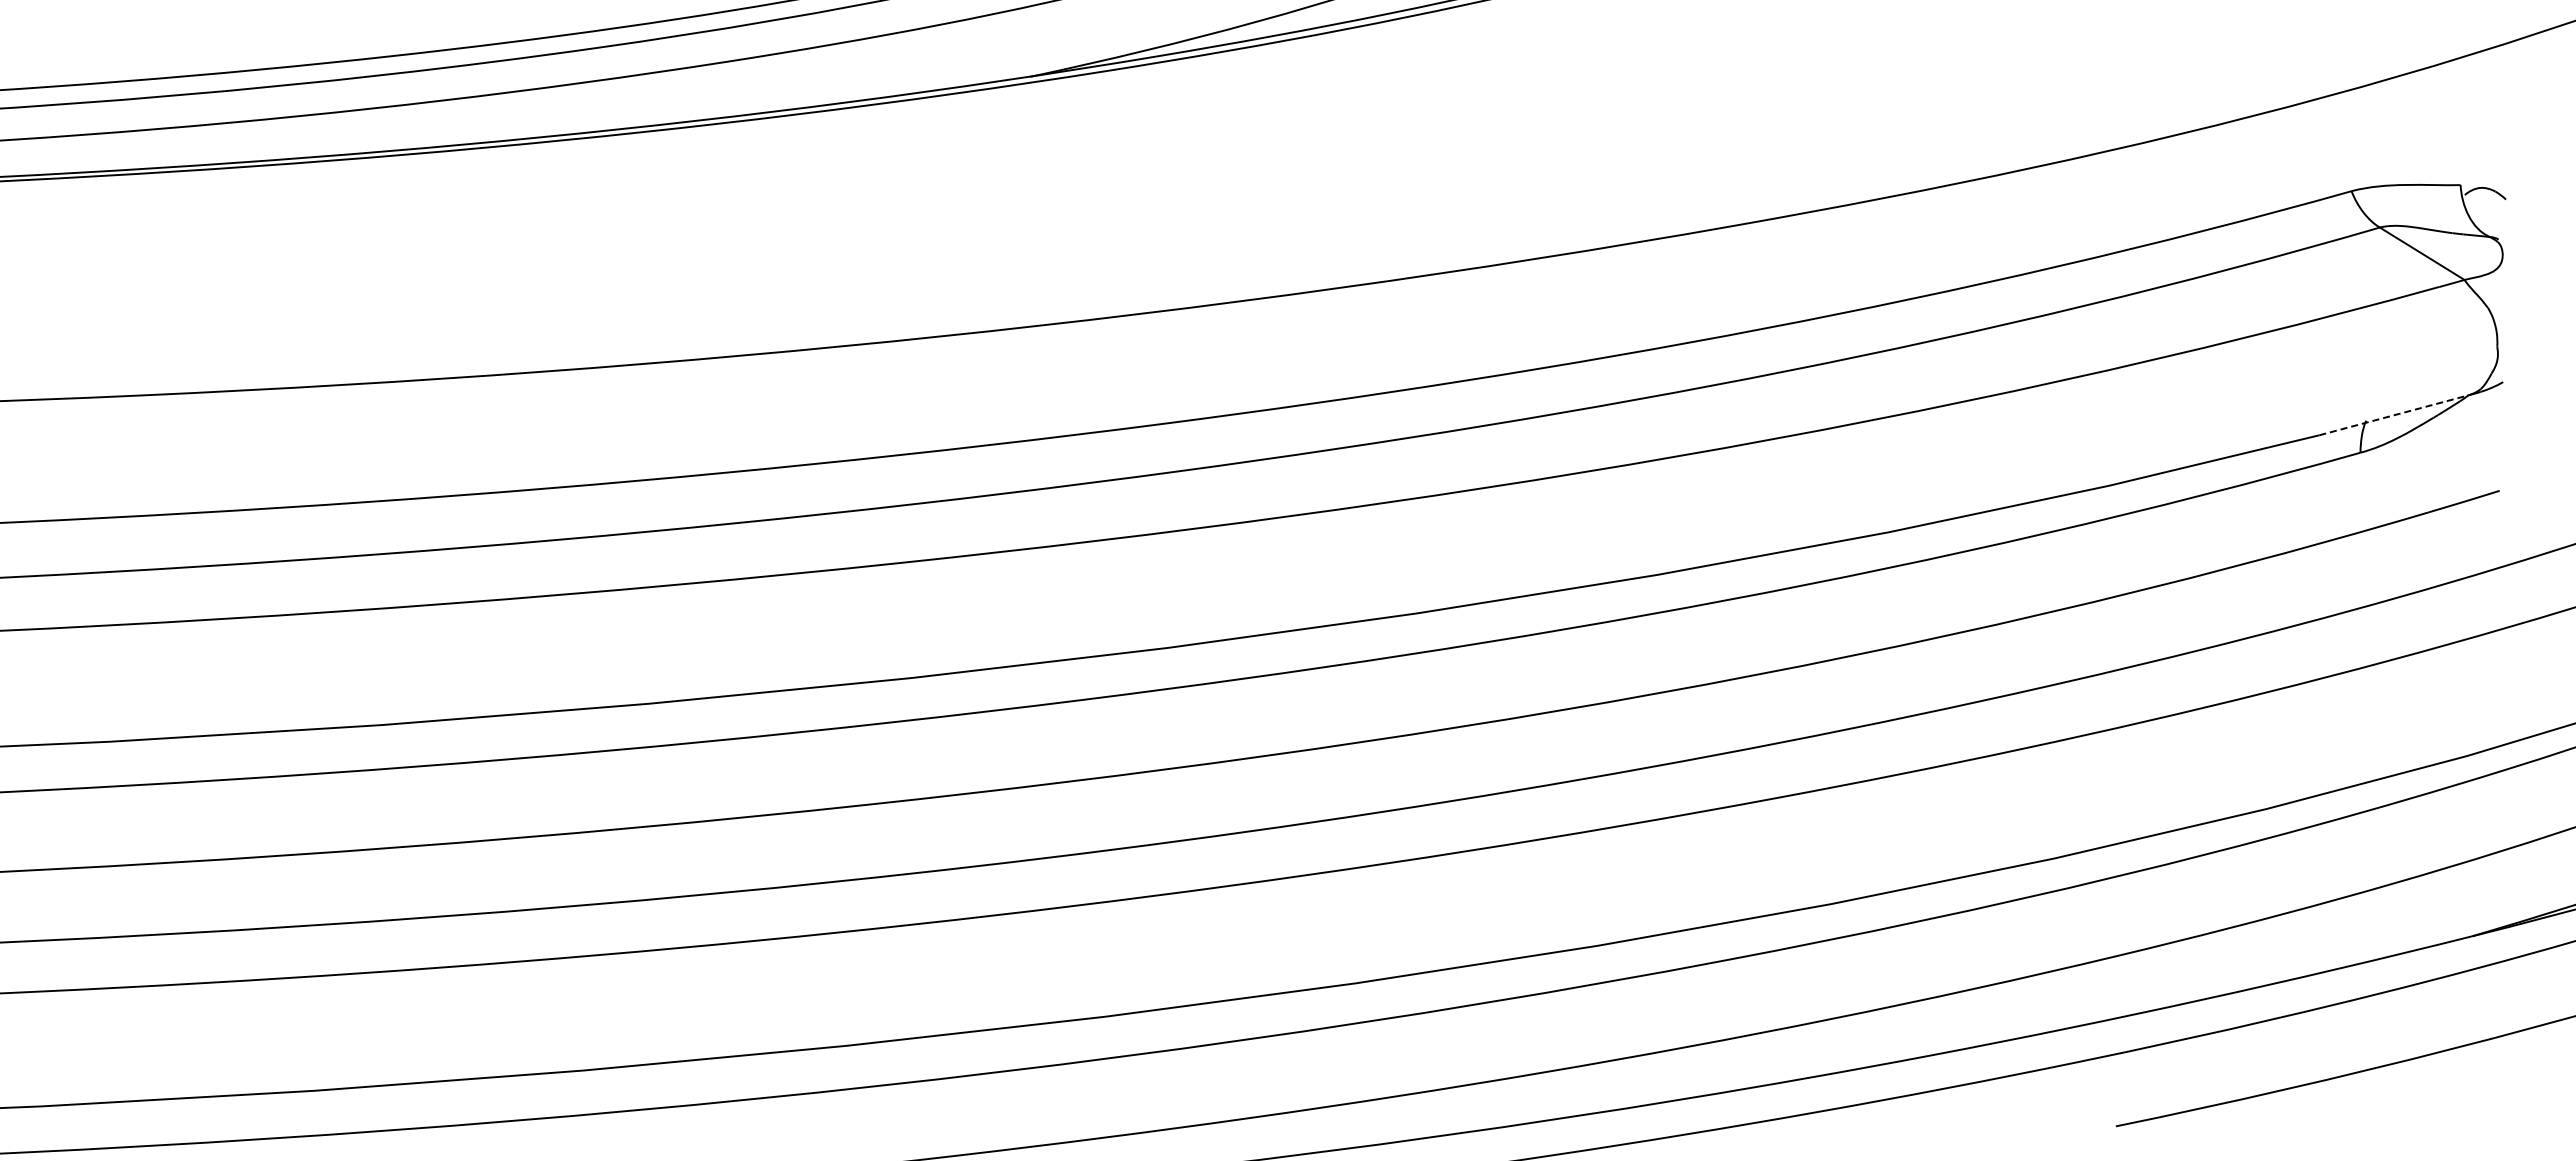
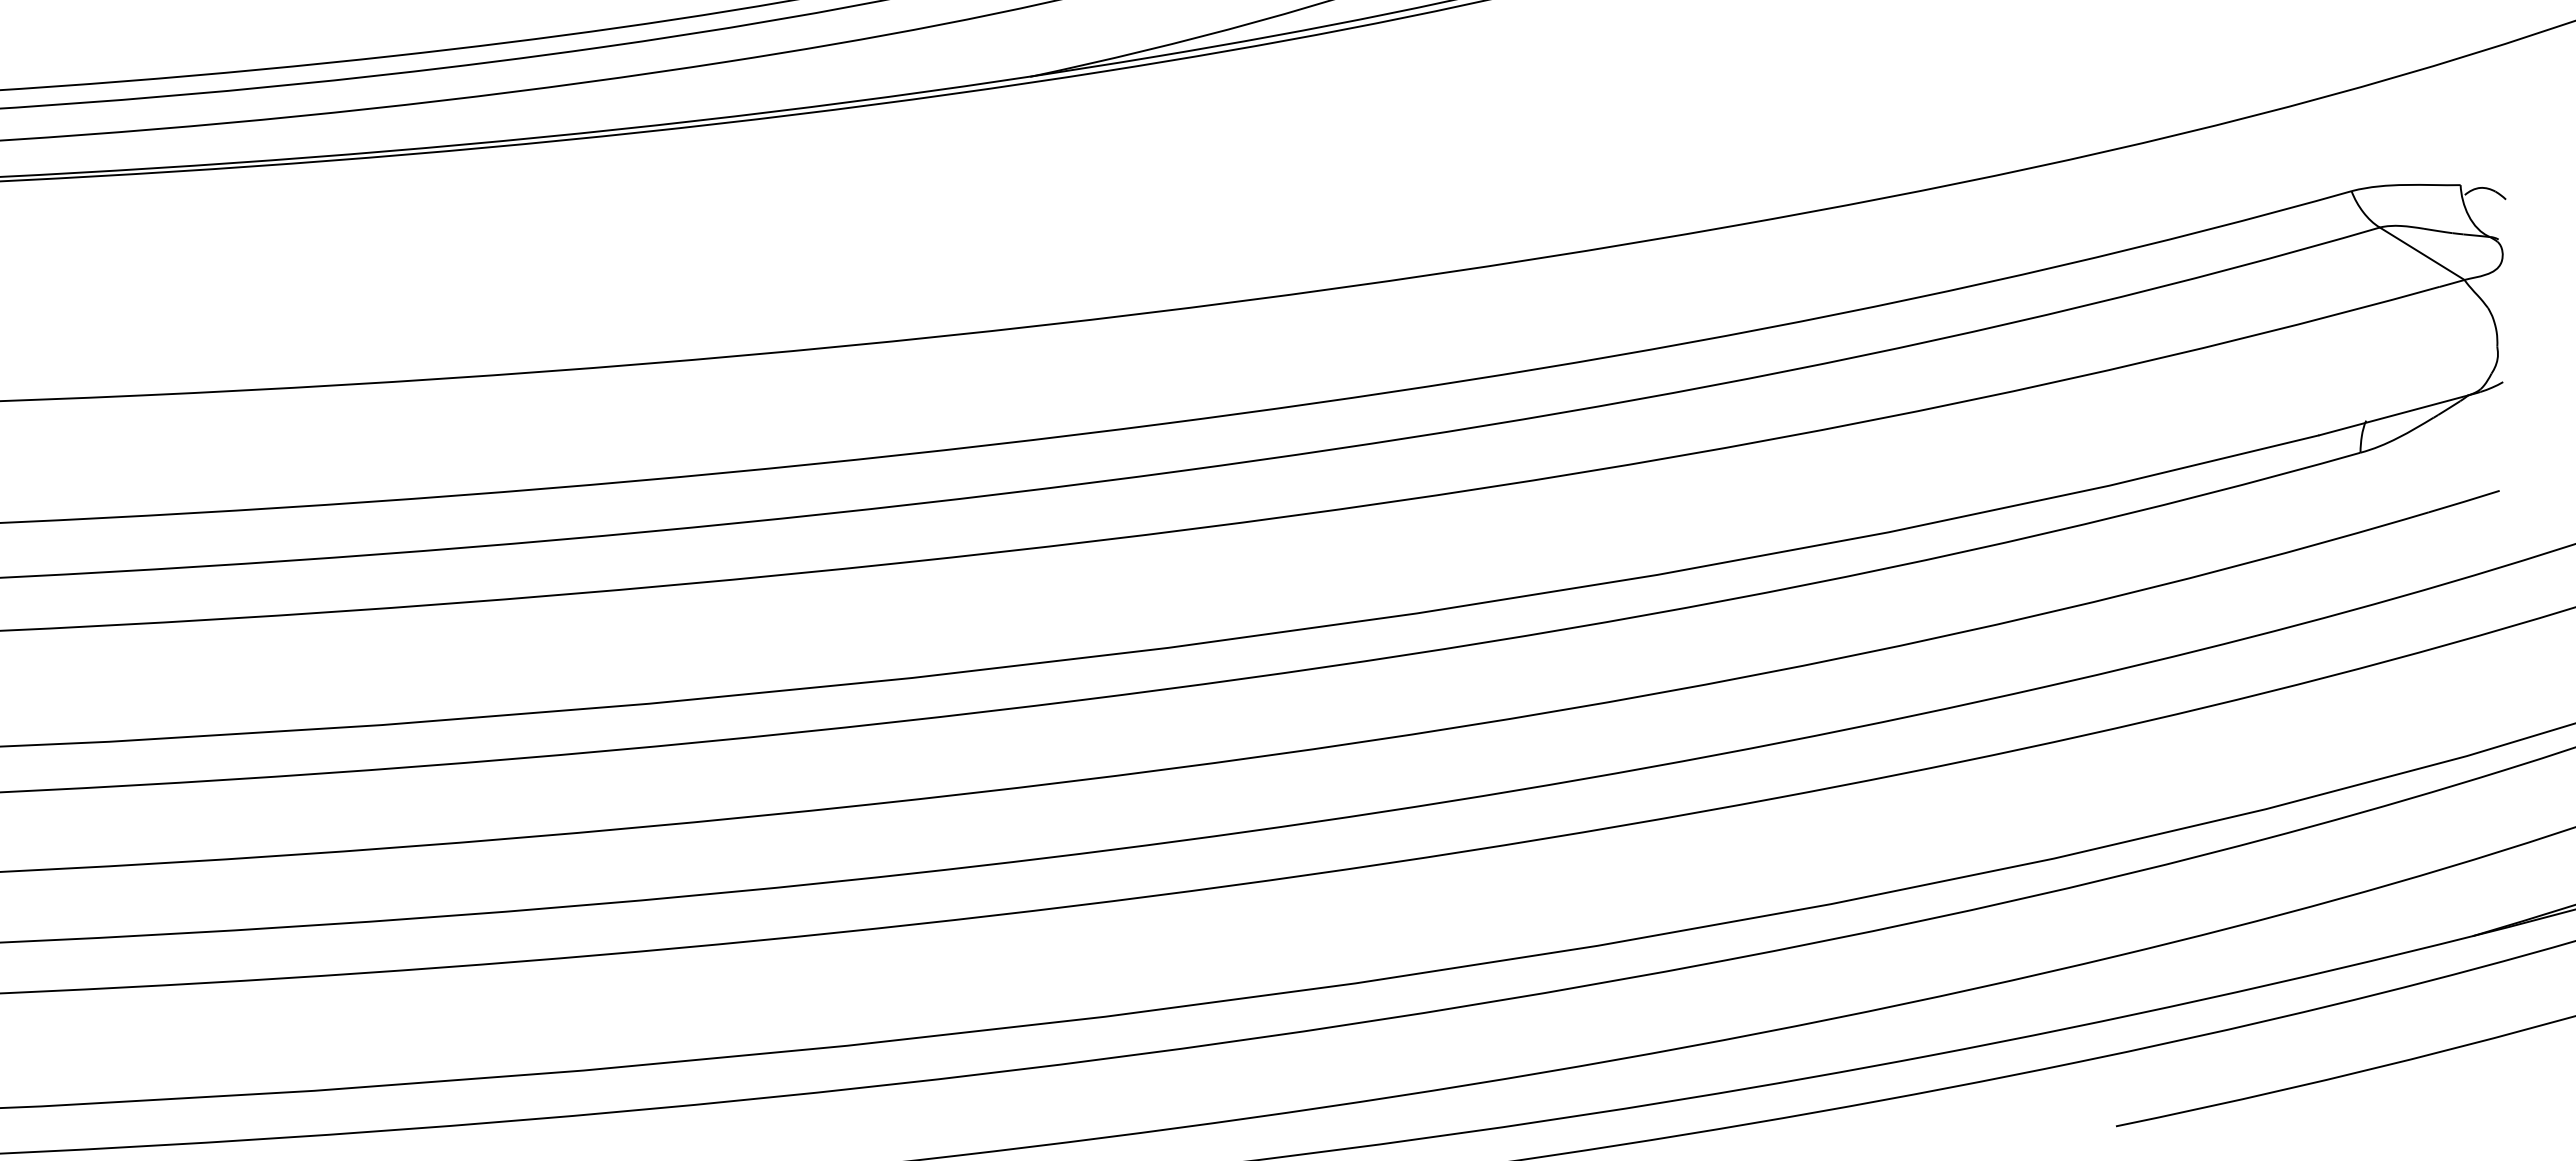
line: dashed -> solid (2394, 415)
